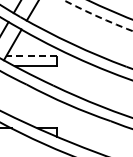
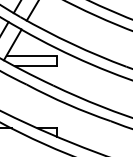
arc: dashed -> solid (97, 16)
line: dashed -> solid (31, 56)
